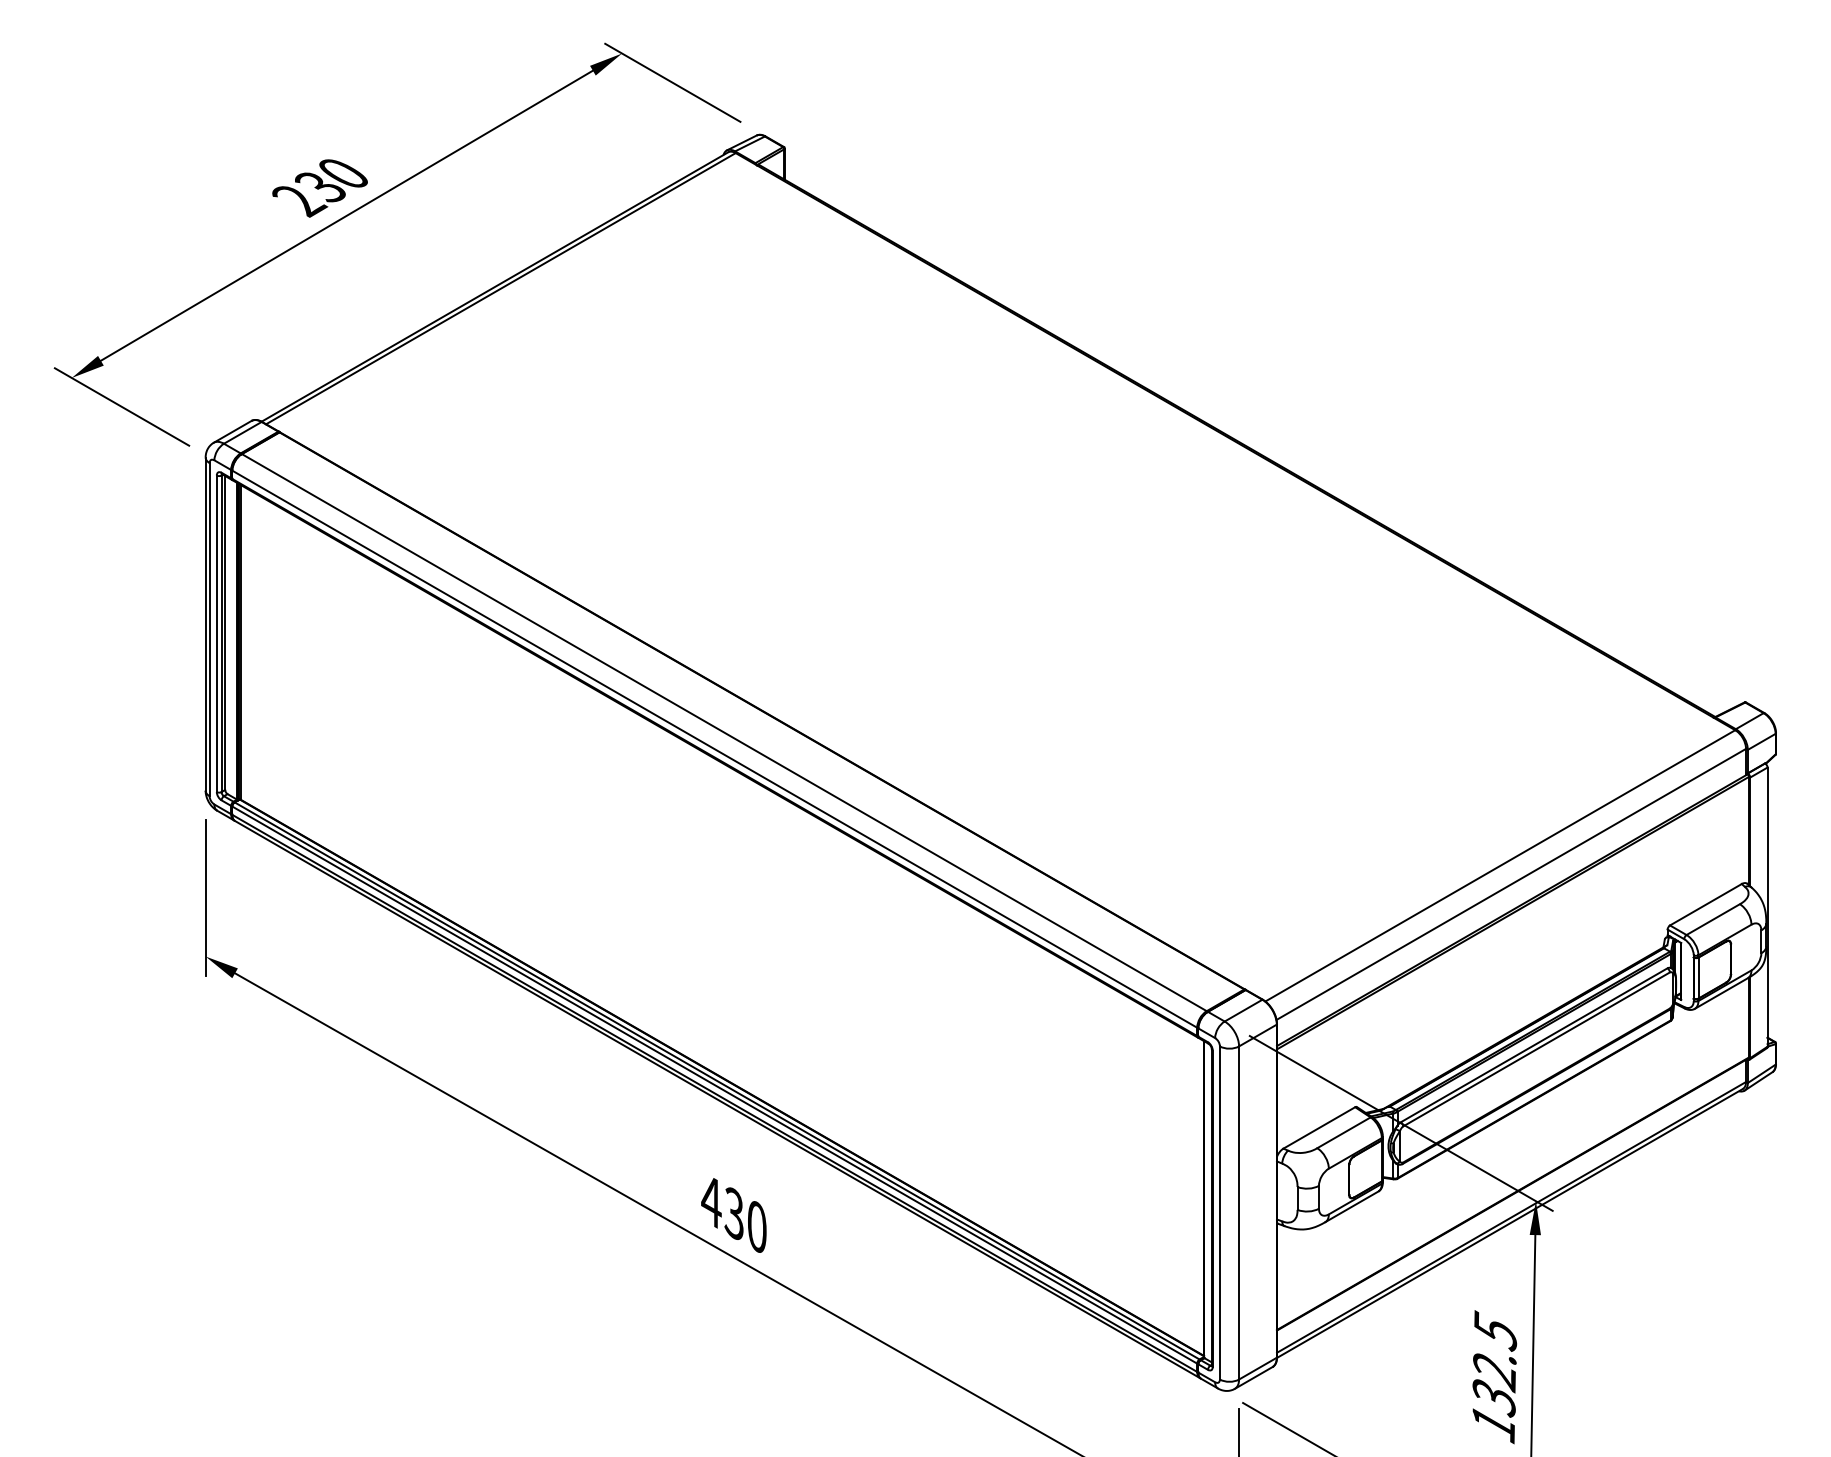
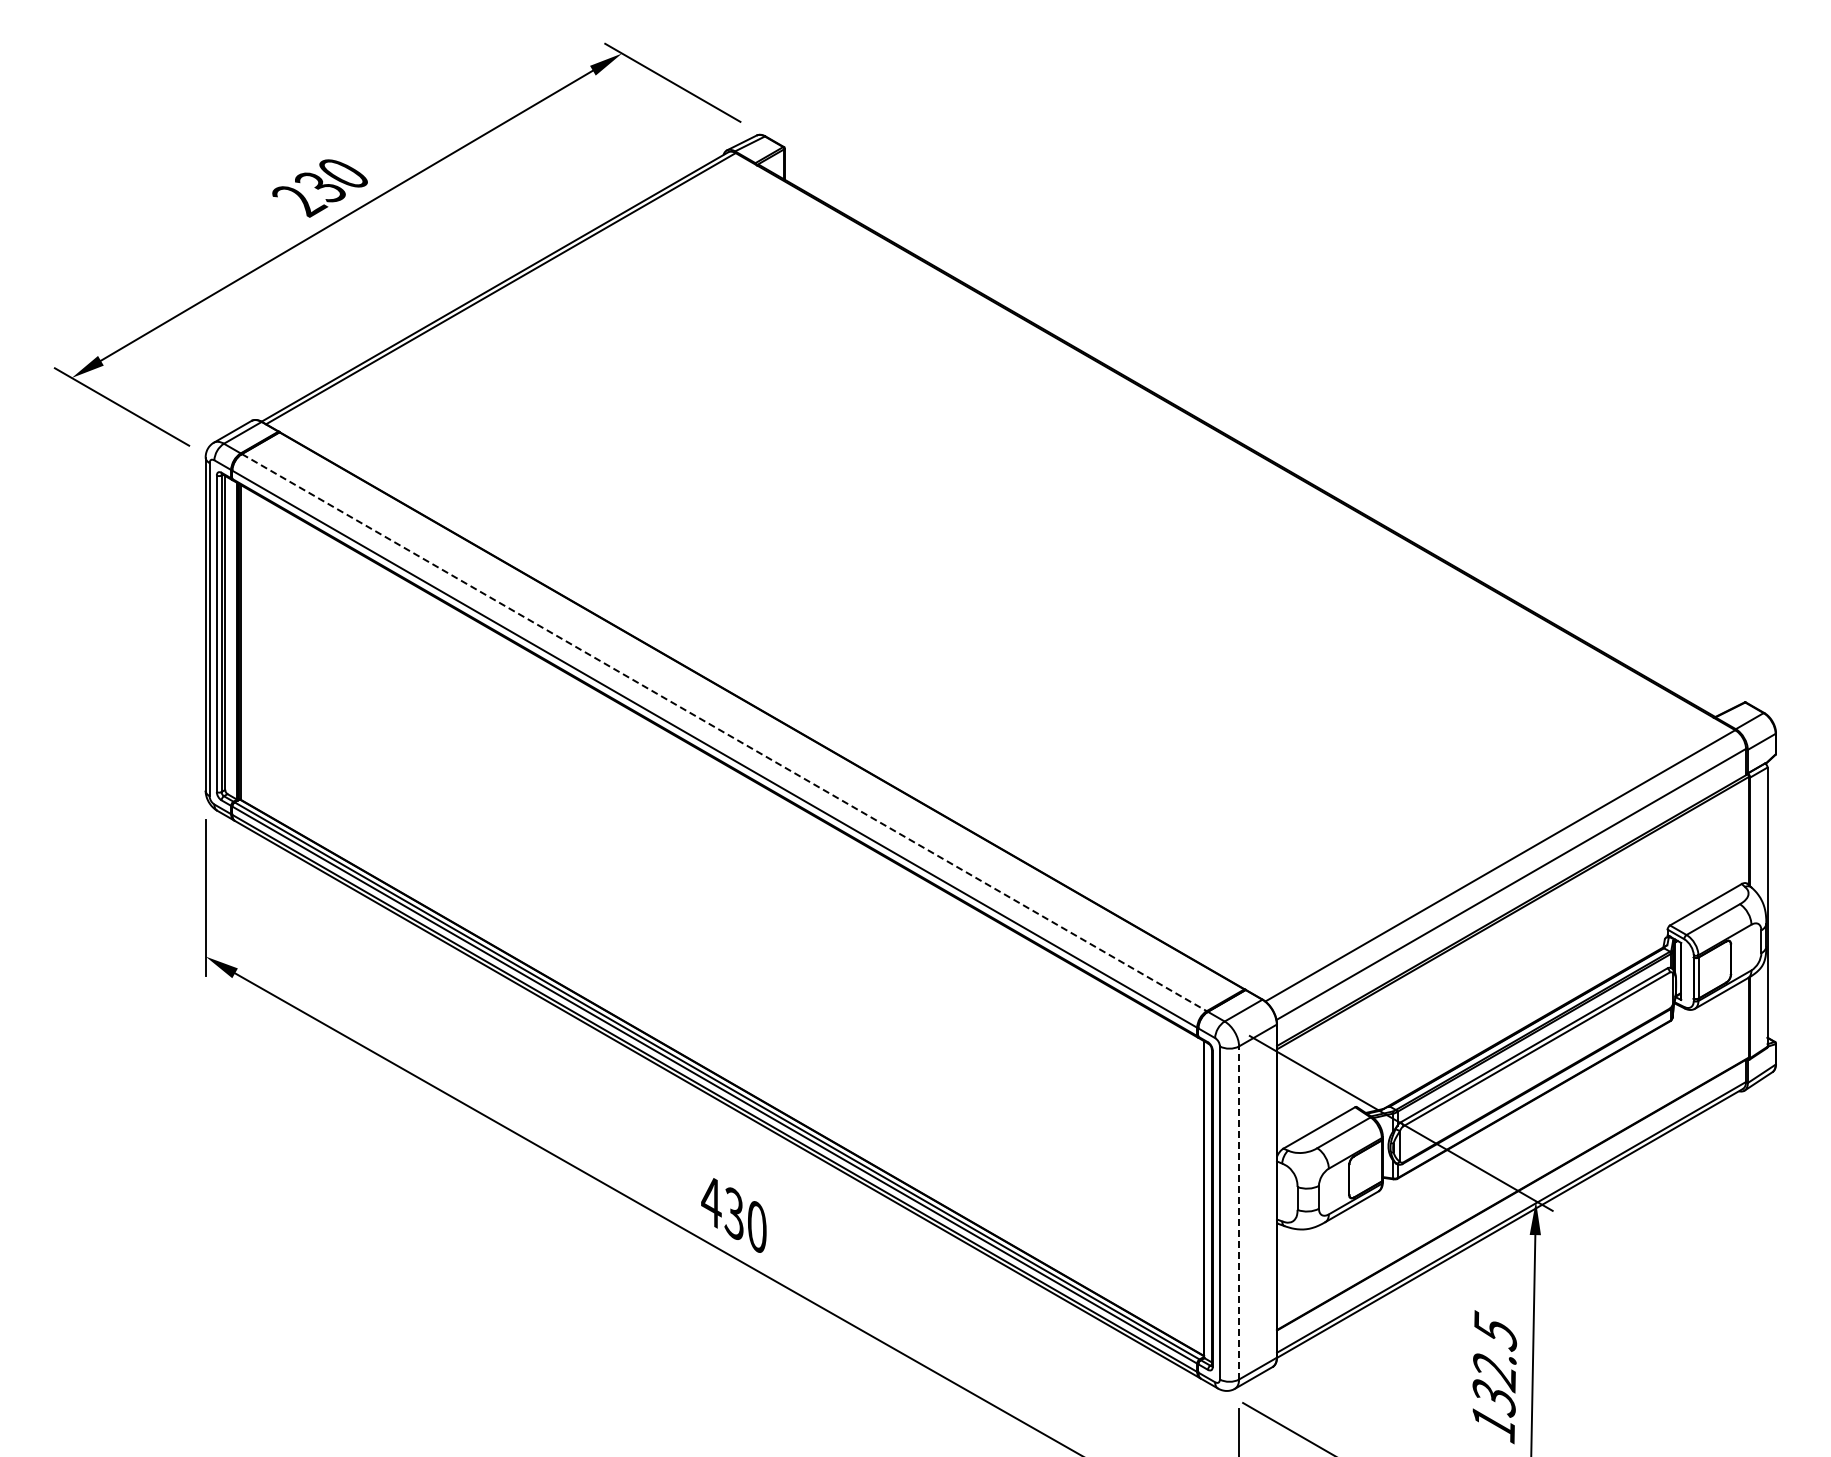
line: solid -> dashed (724, 732)
line: solid -> dashed (1239, 1212)
